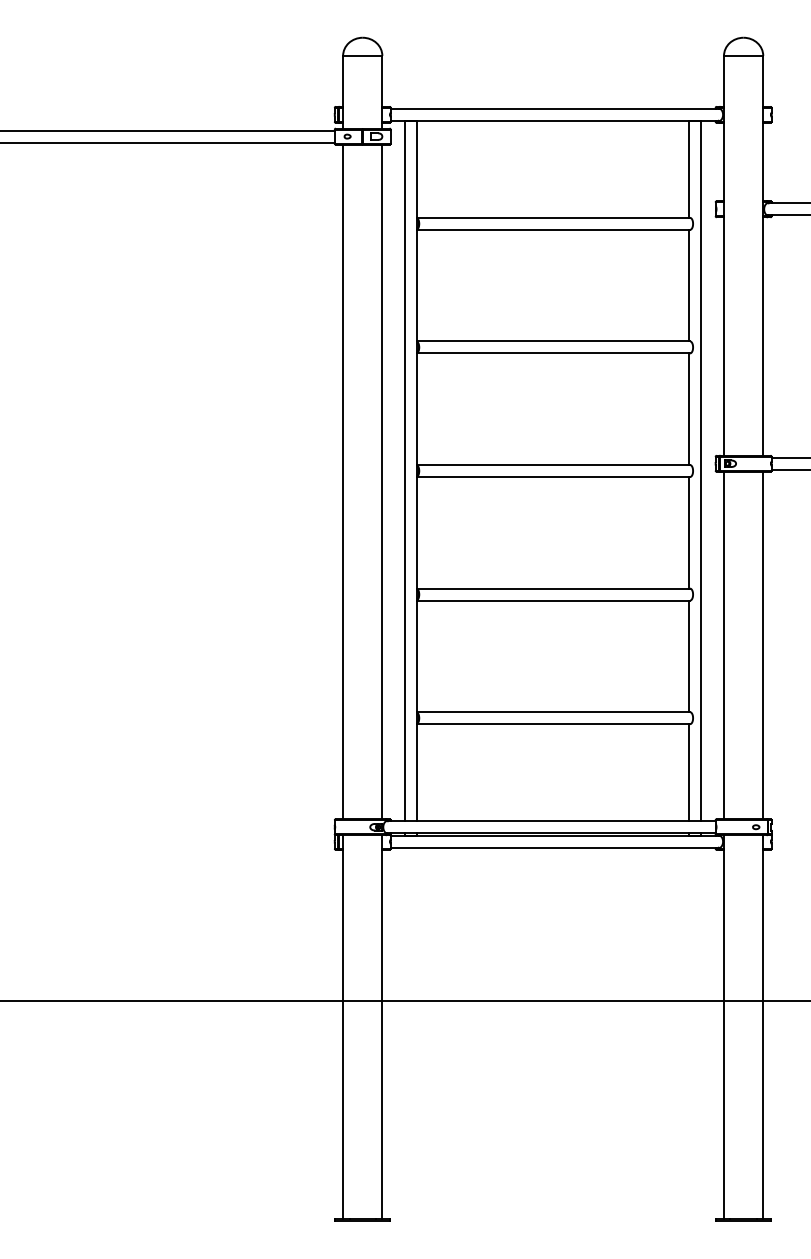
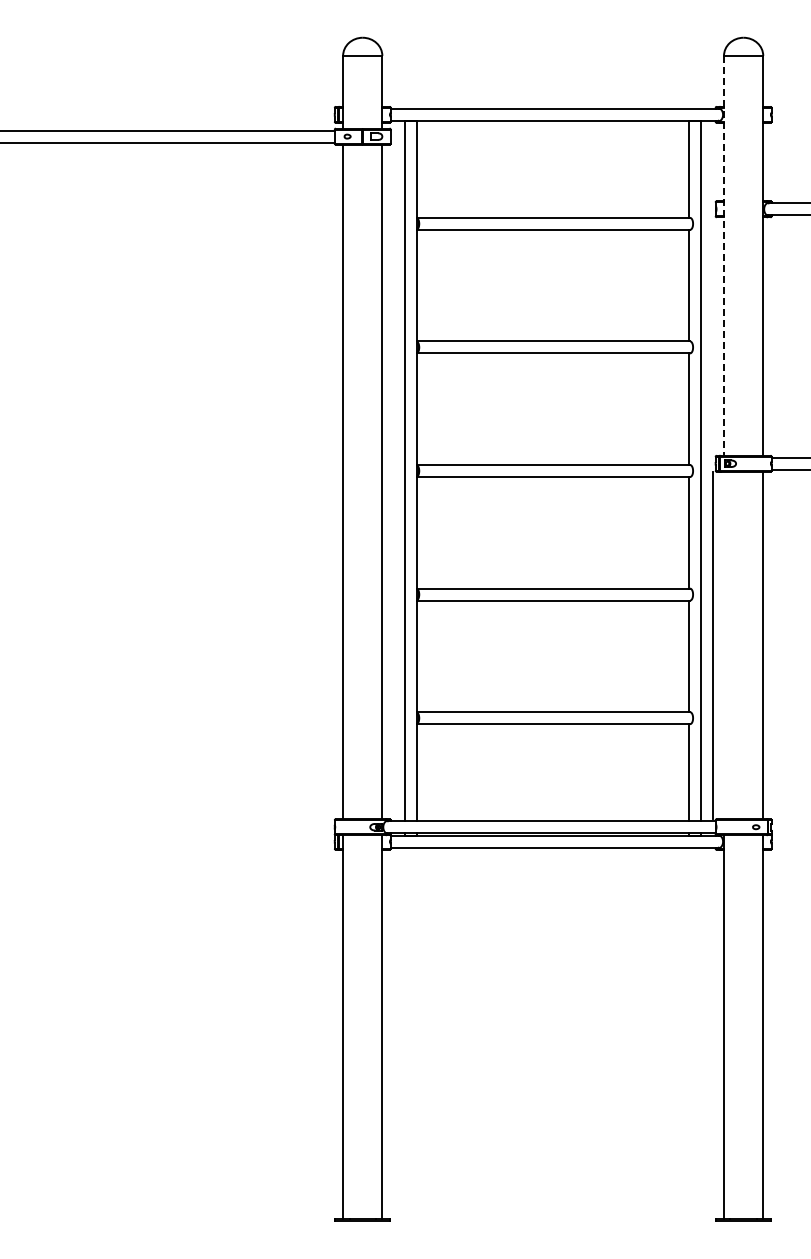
line: solid -> dashed (724, 255)
line position: (724, 645) -> (713, 645) (713, 645)
line: present -> none (404, 1000)
